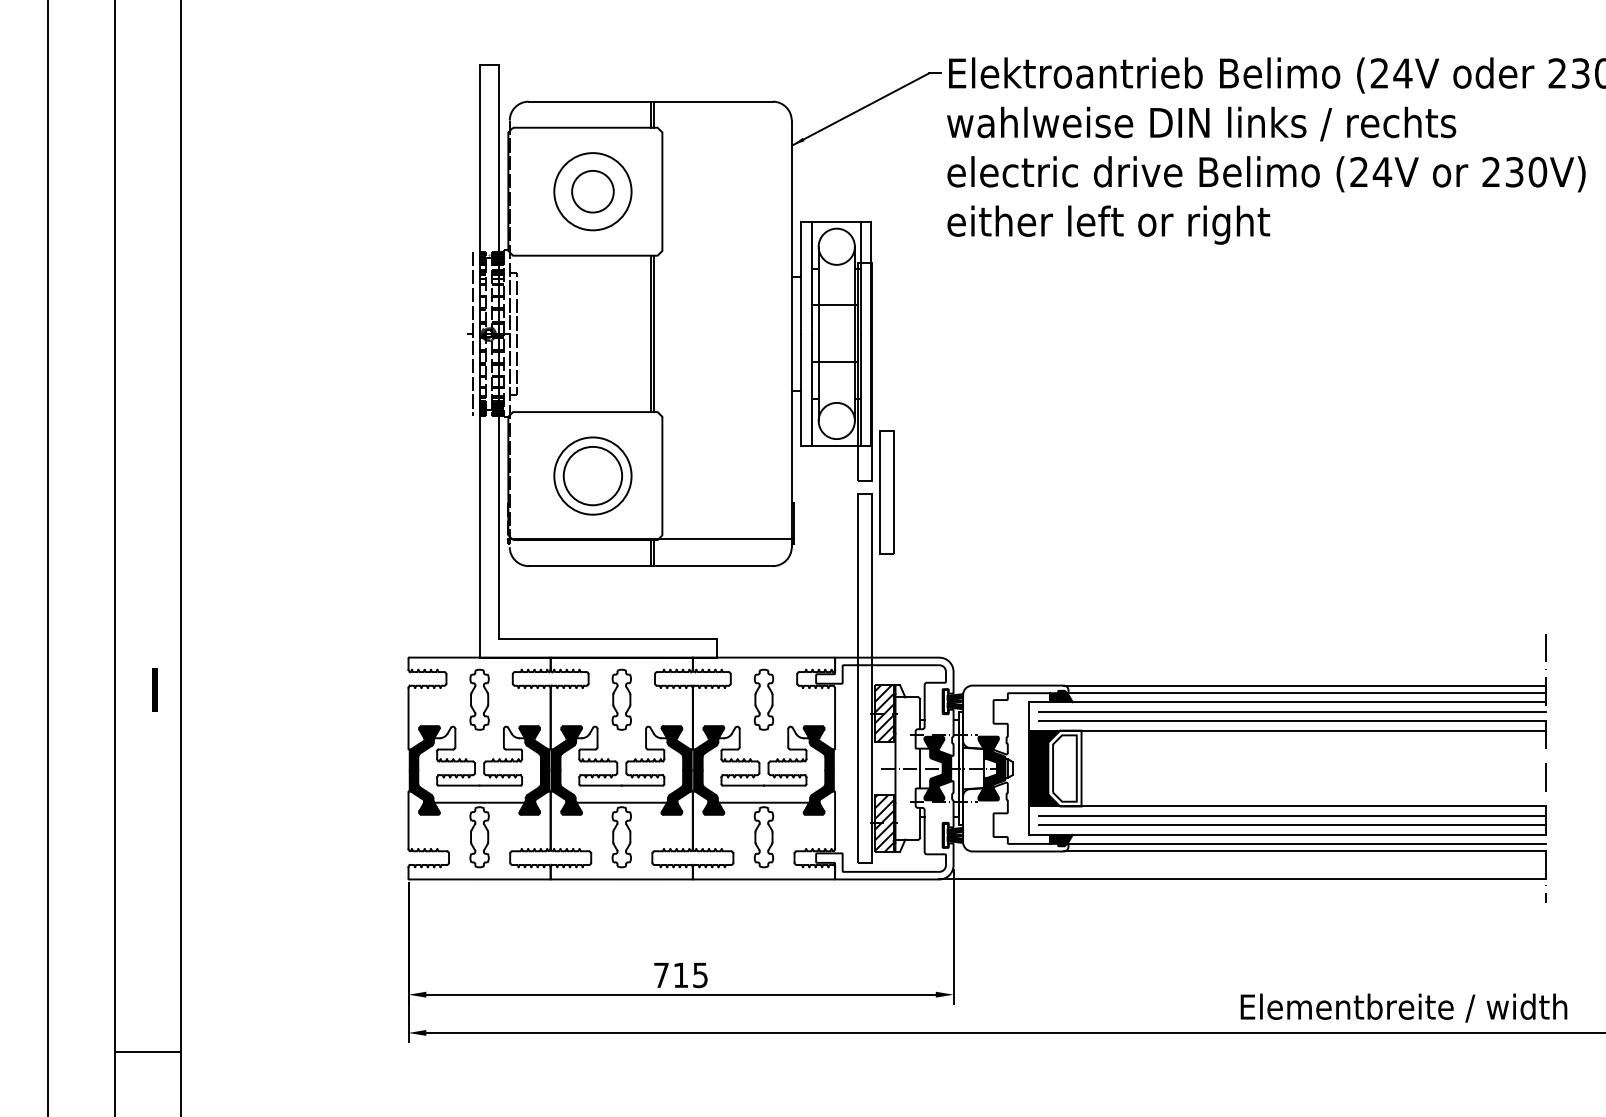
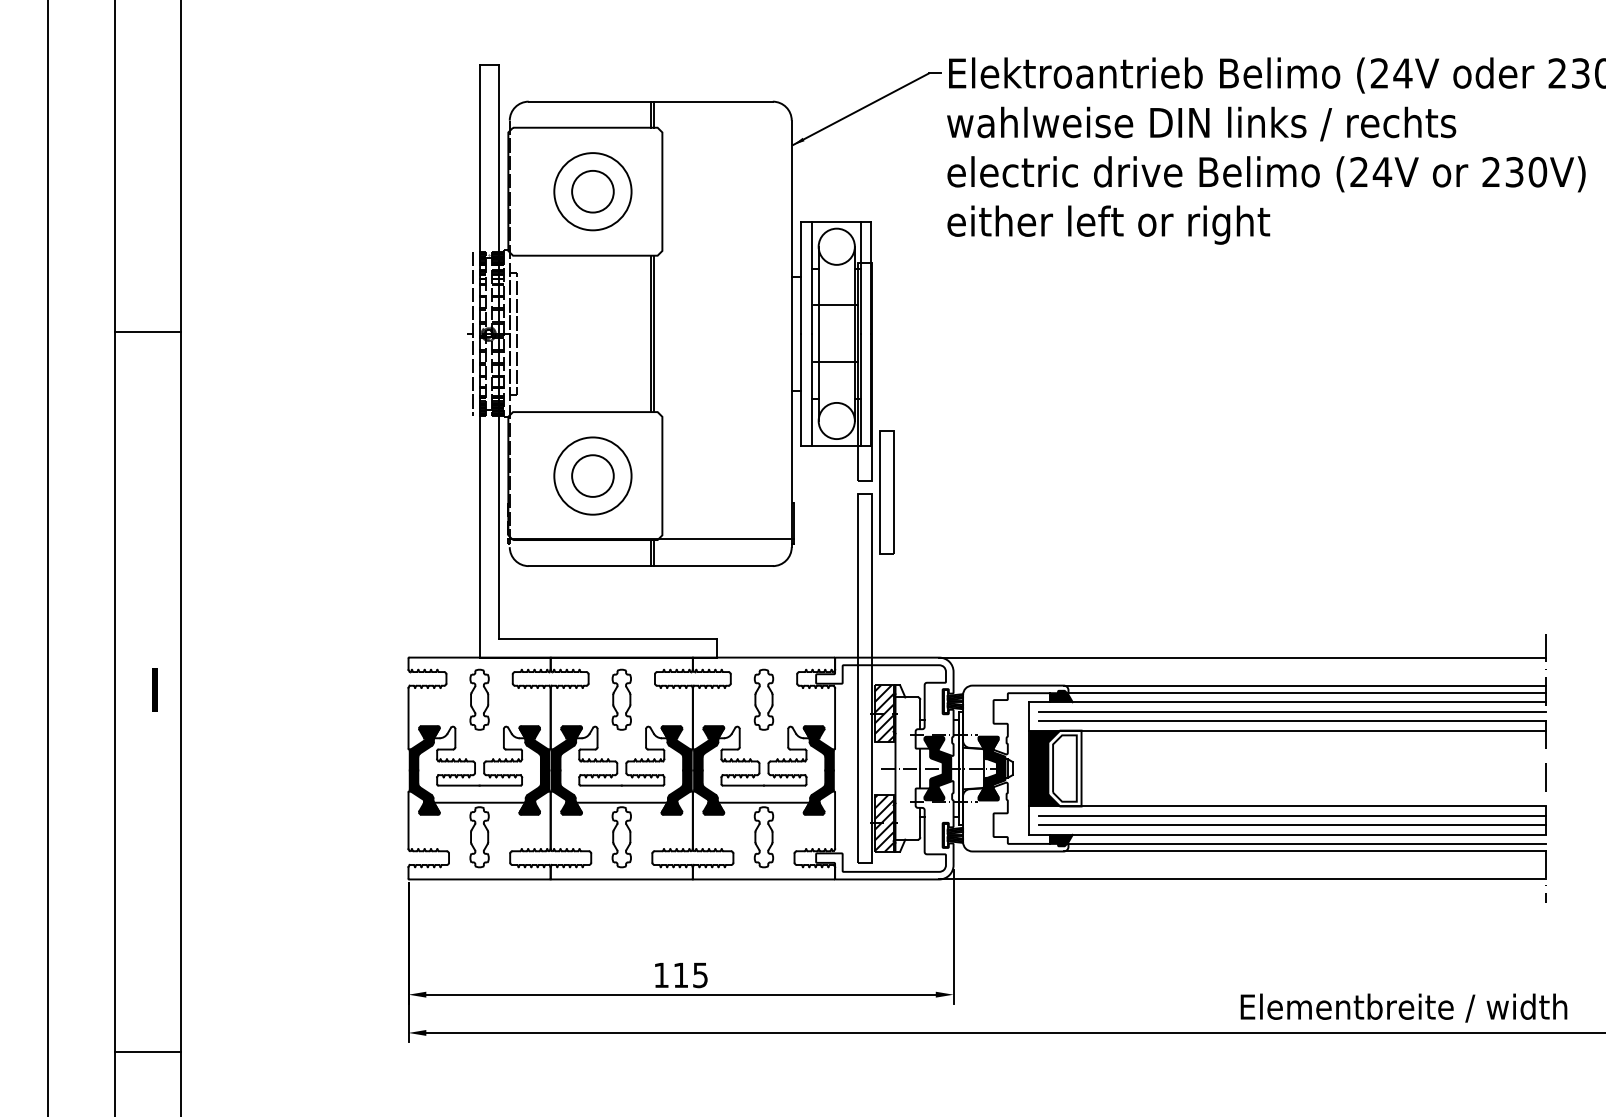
line: none -> present (147, 332)
circle diameter: 58 px -> 42 px (592, 475)
line: none -> present (1242, 657)
text: 715 -> 115 (661, 974)
